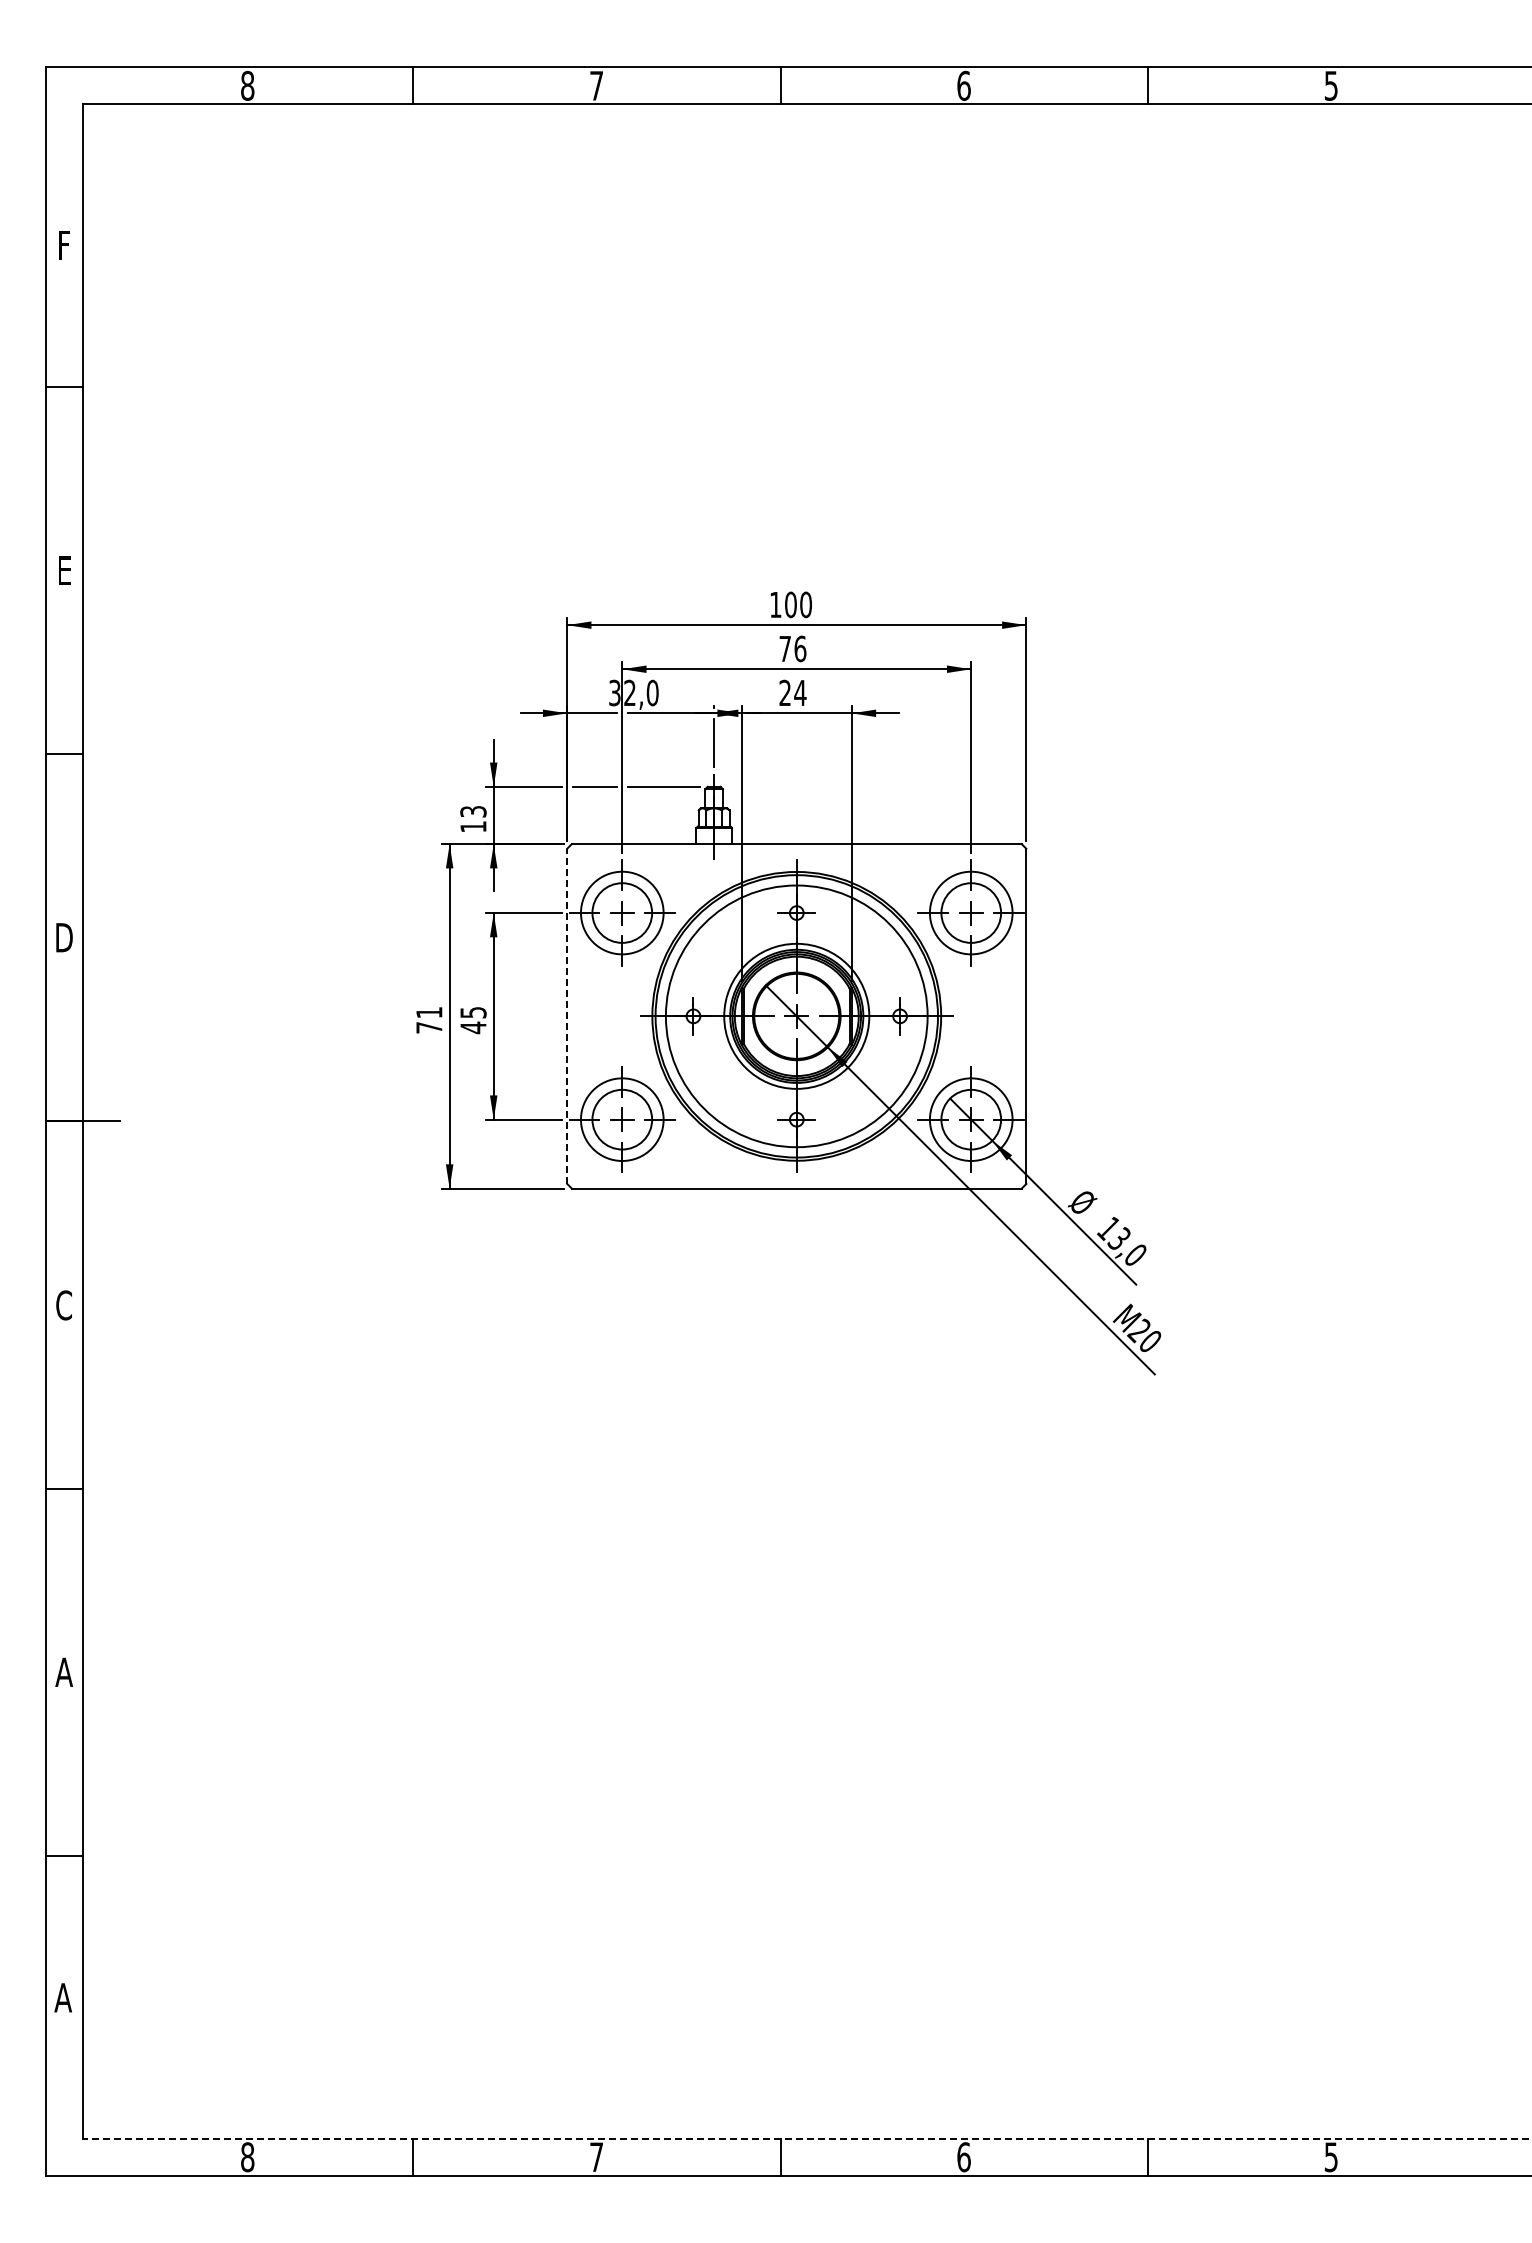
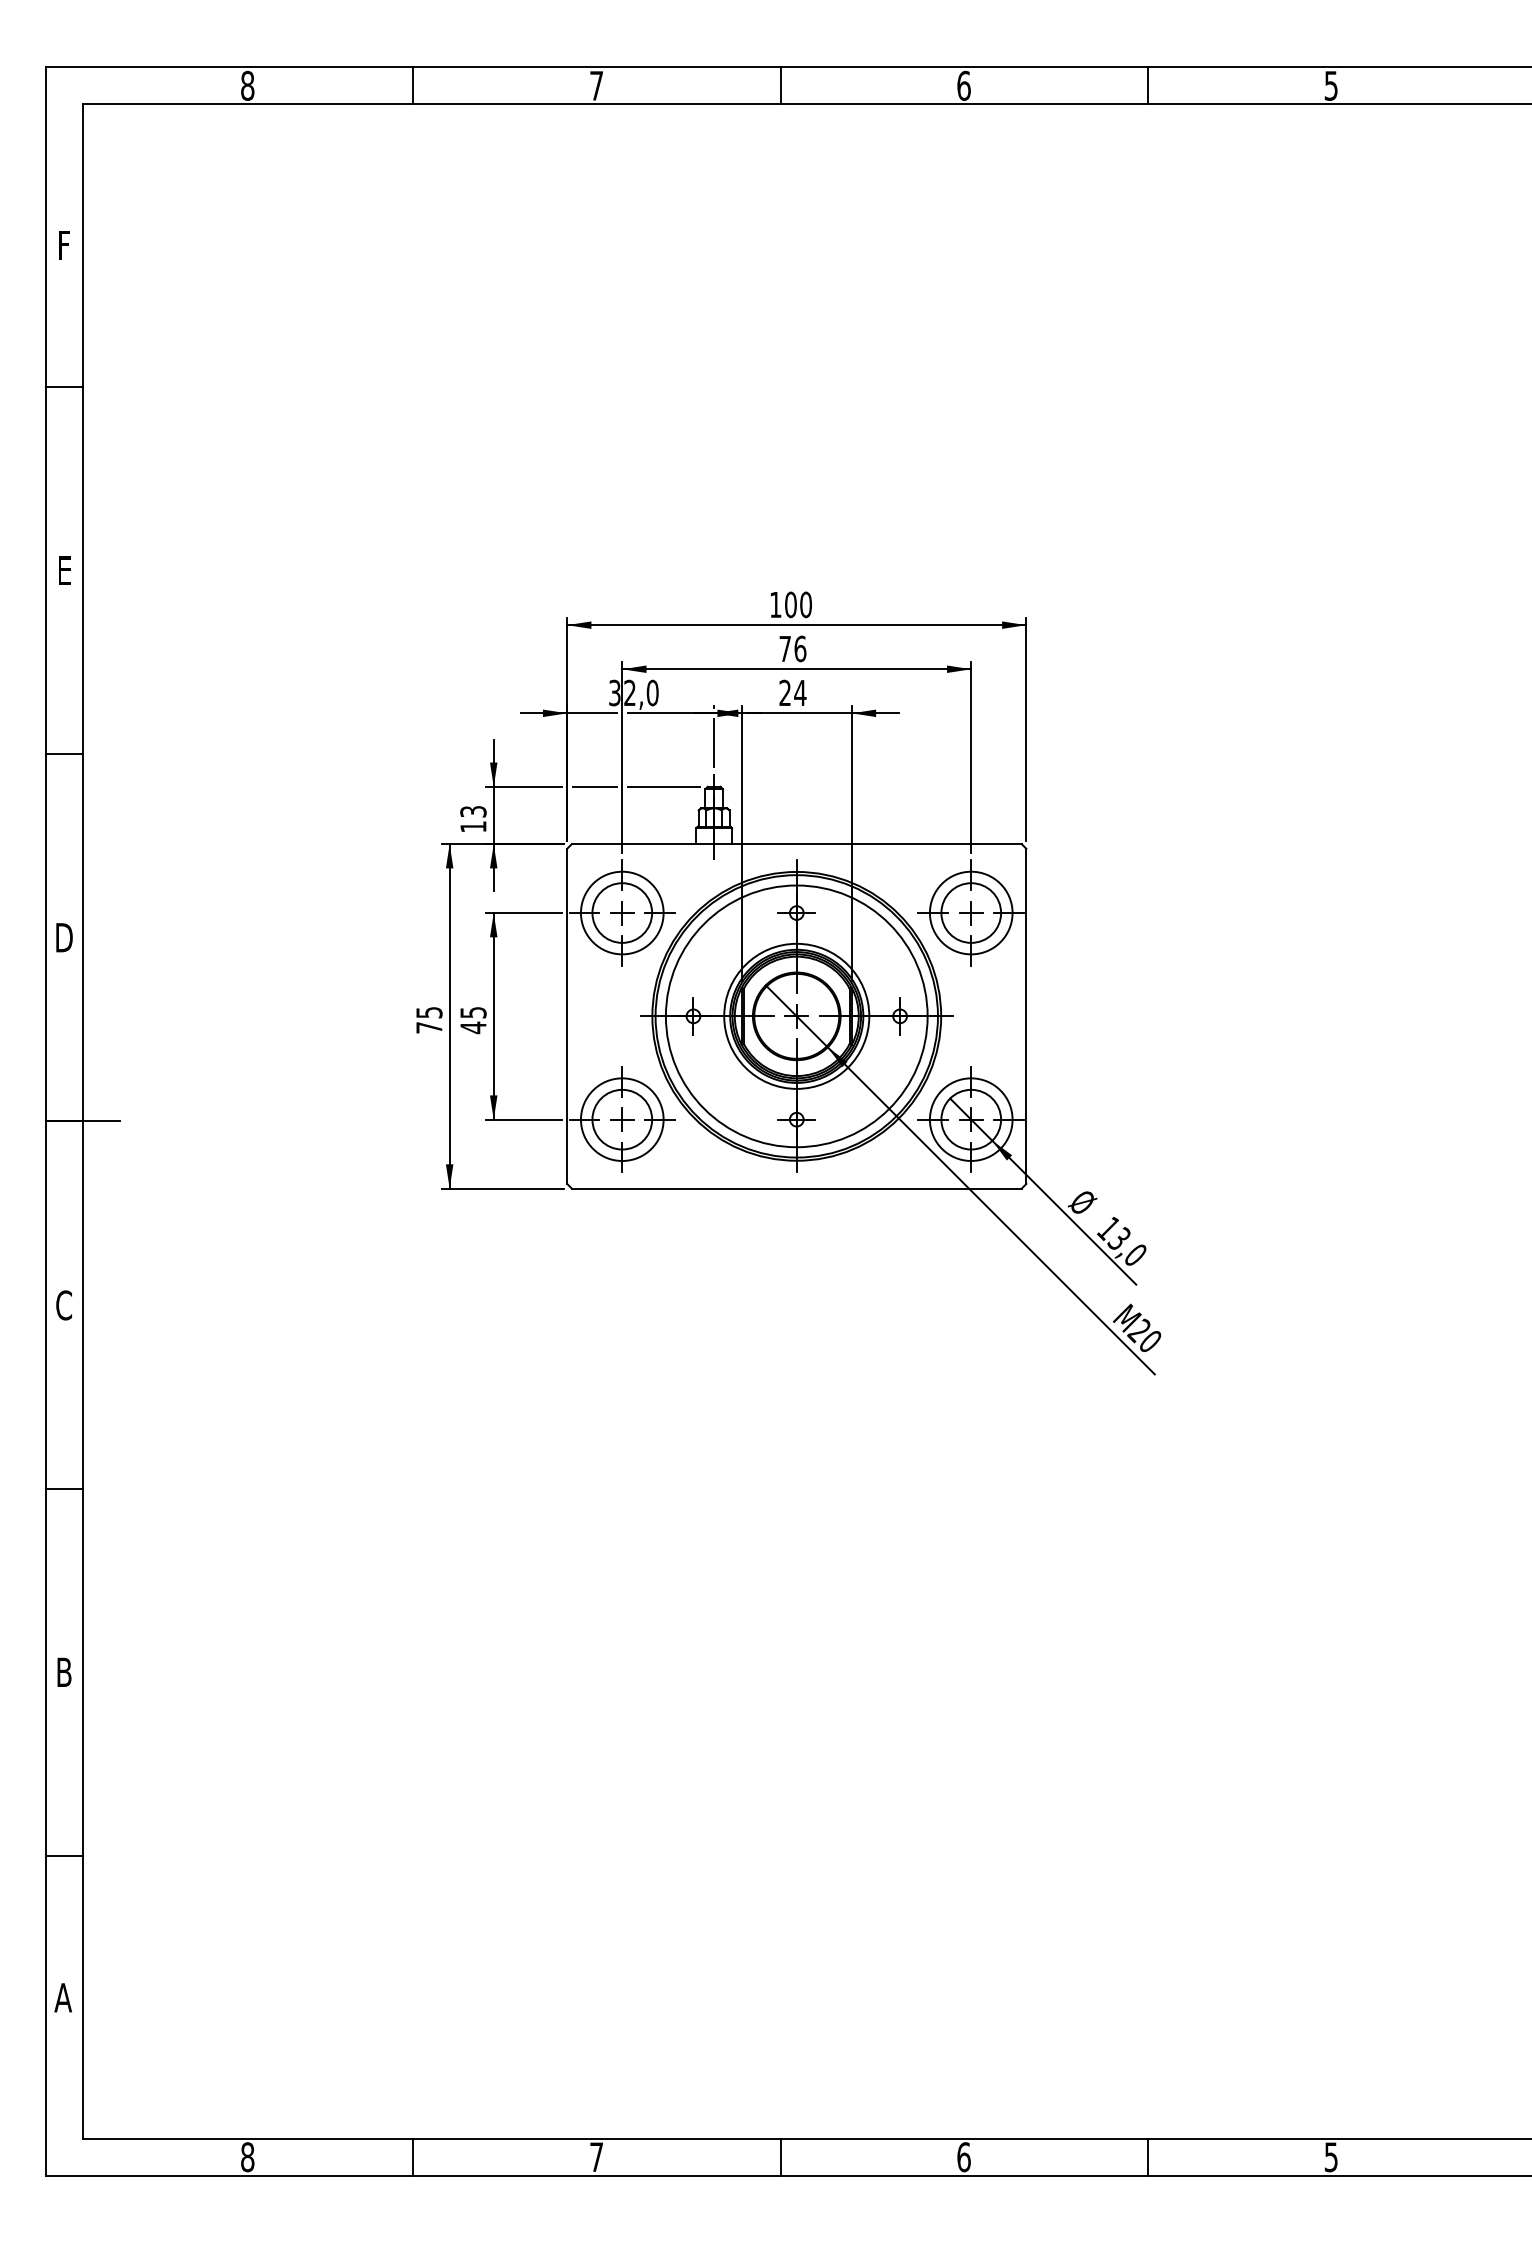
text: 71 -> 75 (429, 1012)
line: dashed -> solid (567, 1016)
text: A -> B (63, 1671)
line: dashed -> solid (806, 2138)
